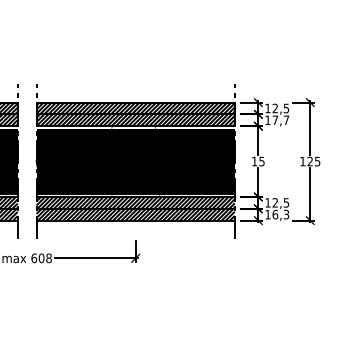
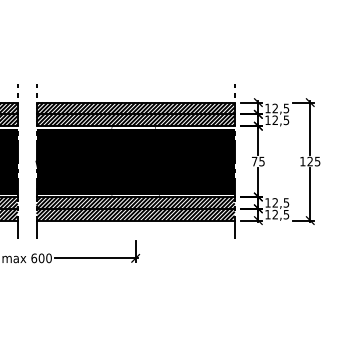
text: 17,7 -> 12,5 (280, 120)
text: 15 -> 75 (254, 161)
text: 16,3 -> 12,5 (280, 214)
text: 608 -> 600 (48, 257)
